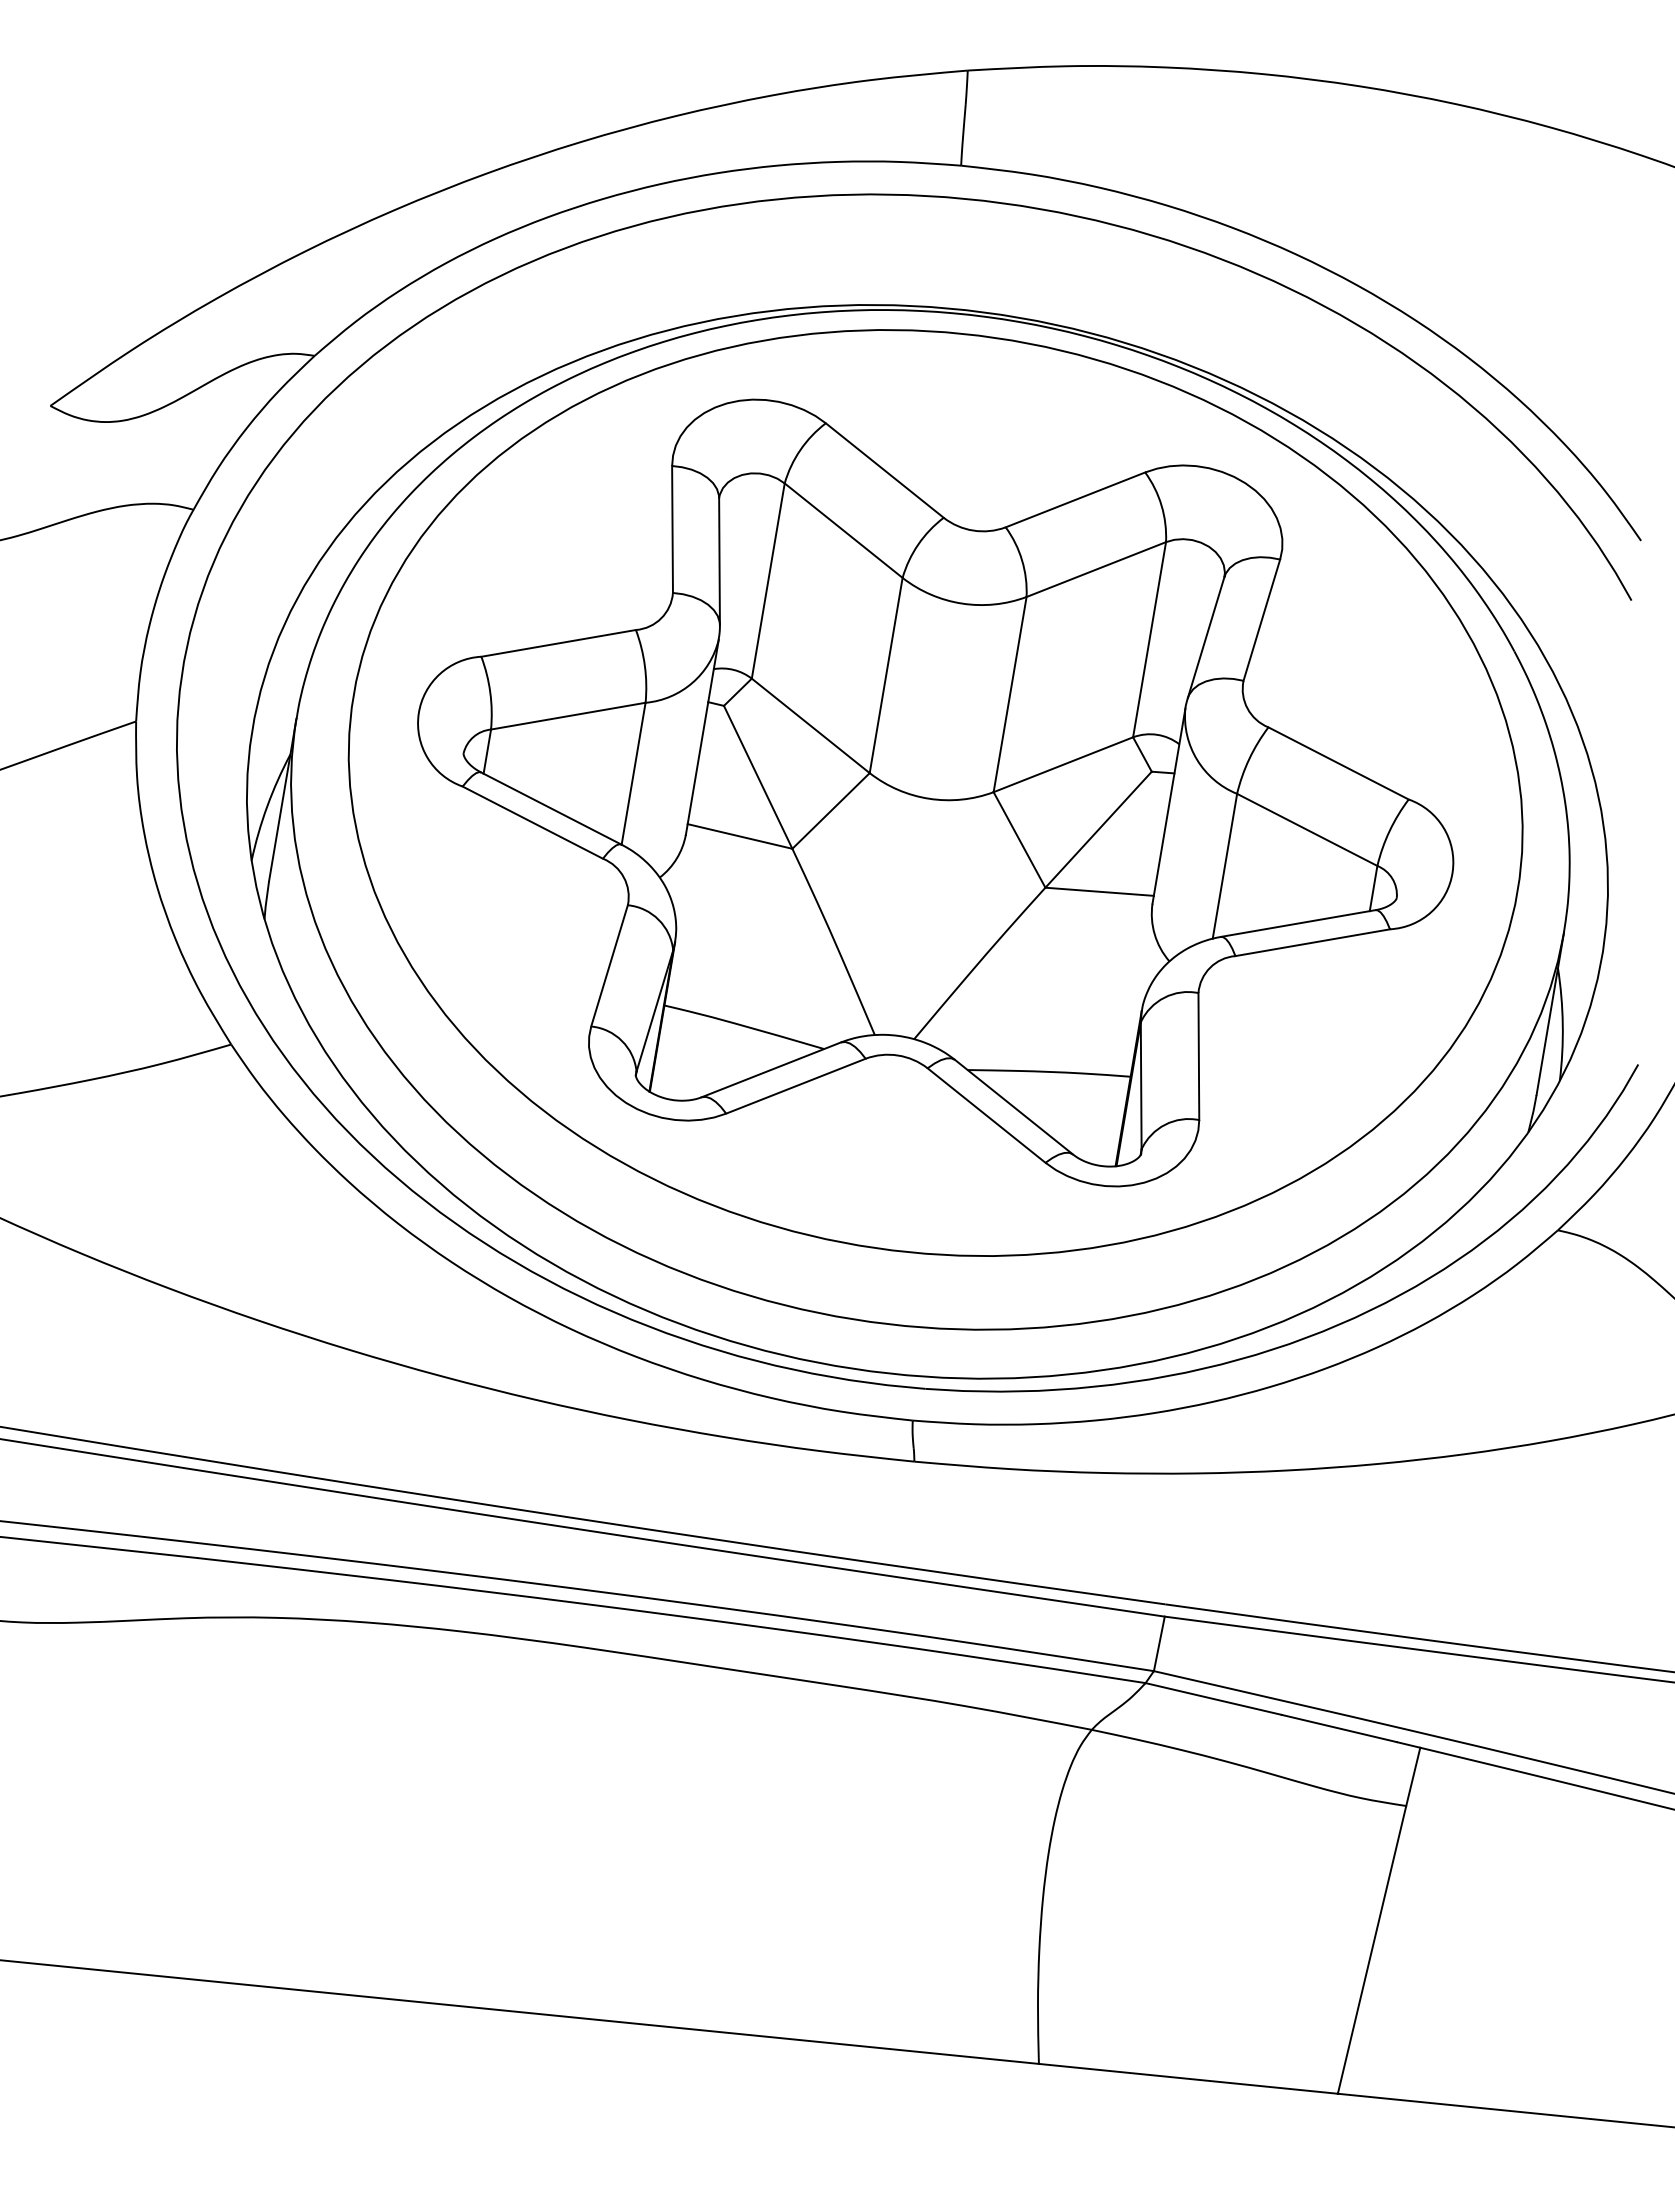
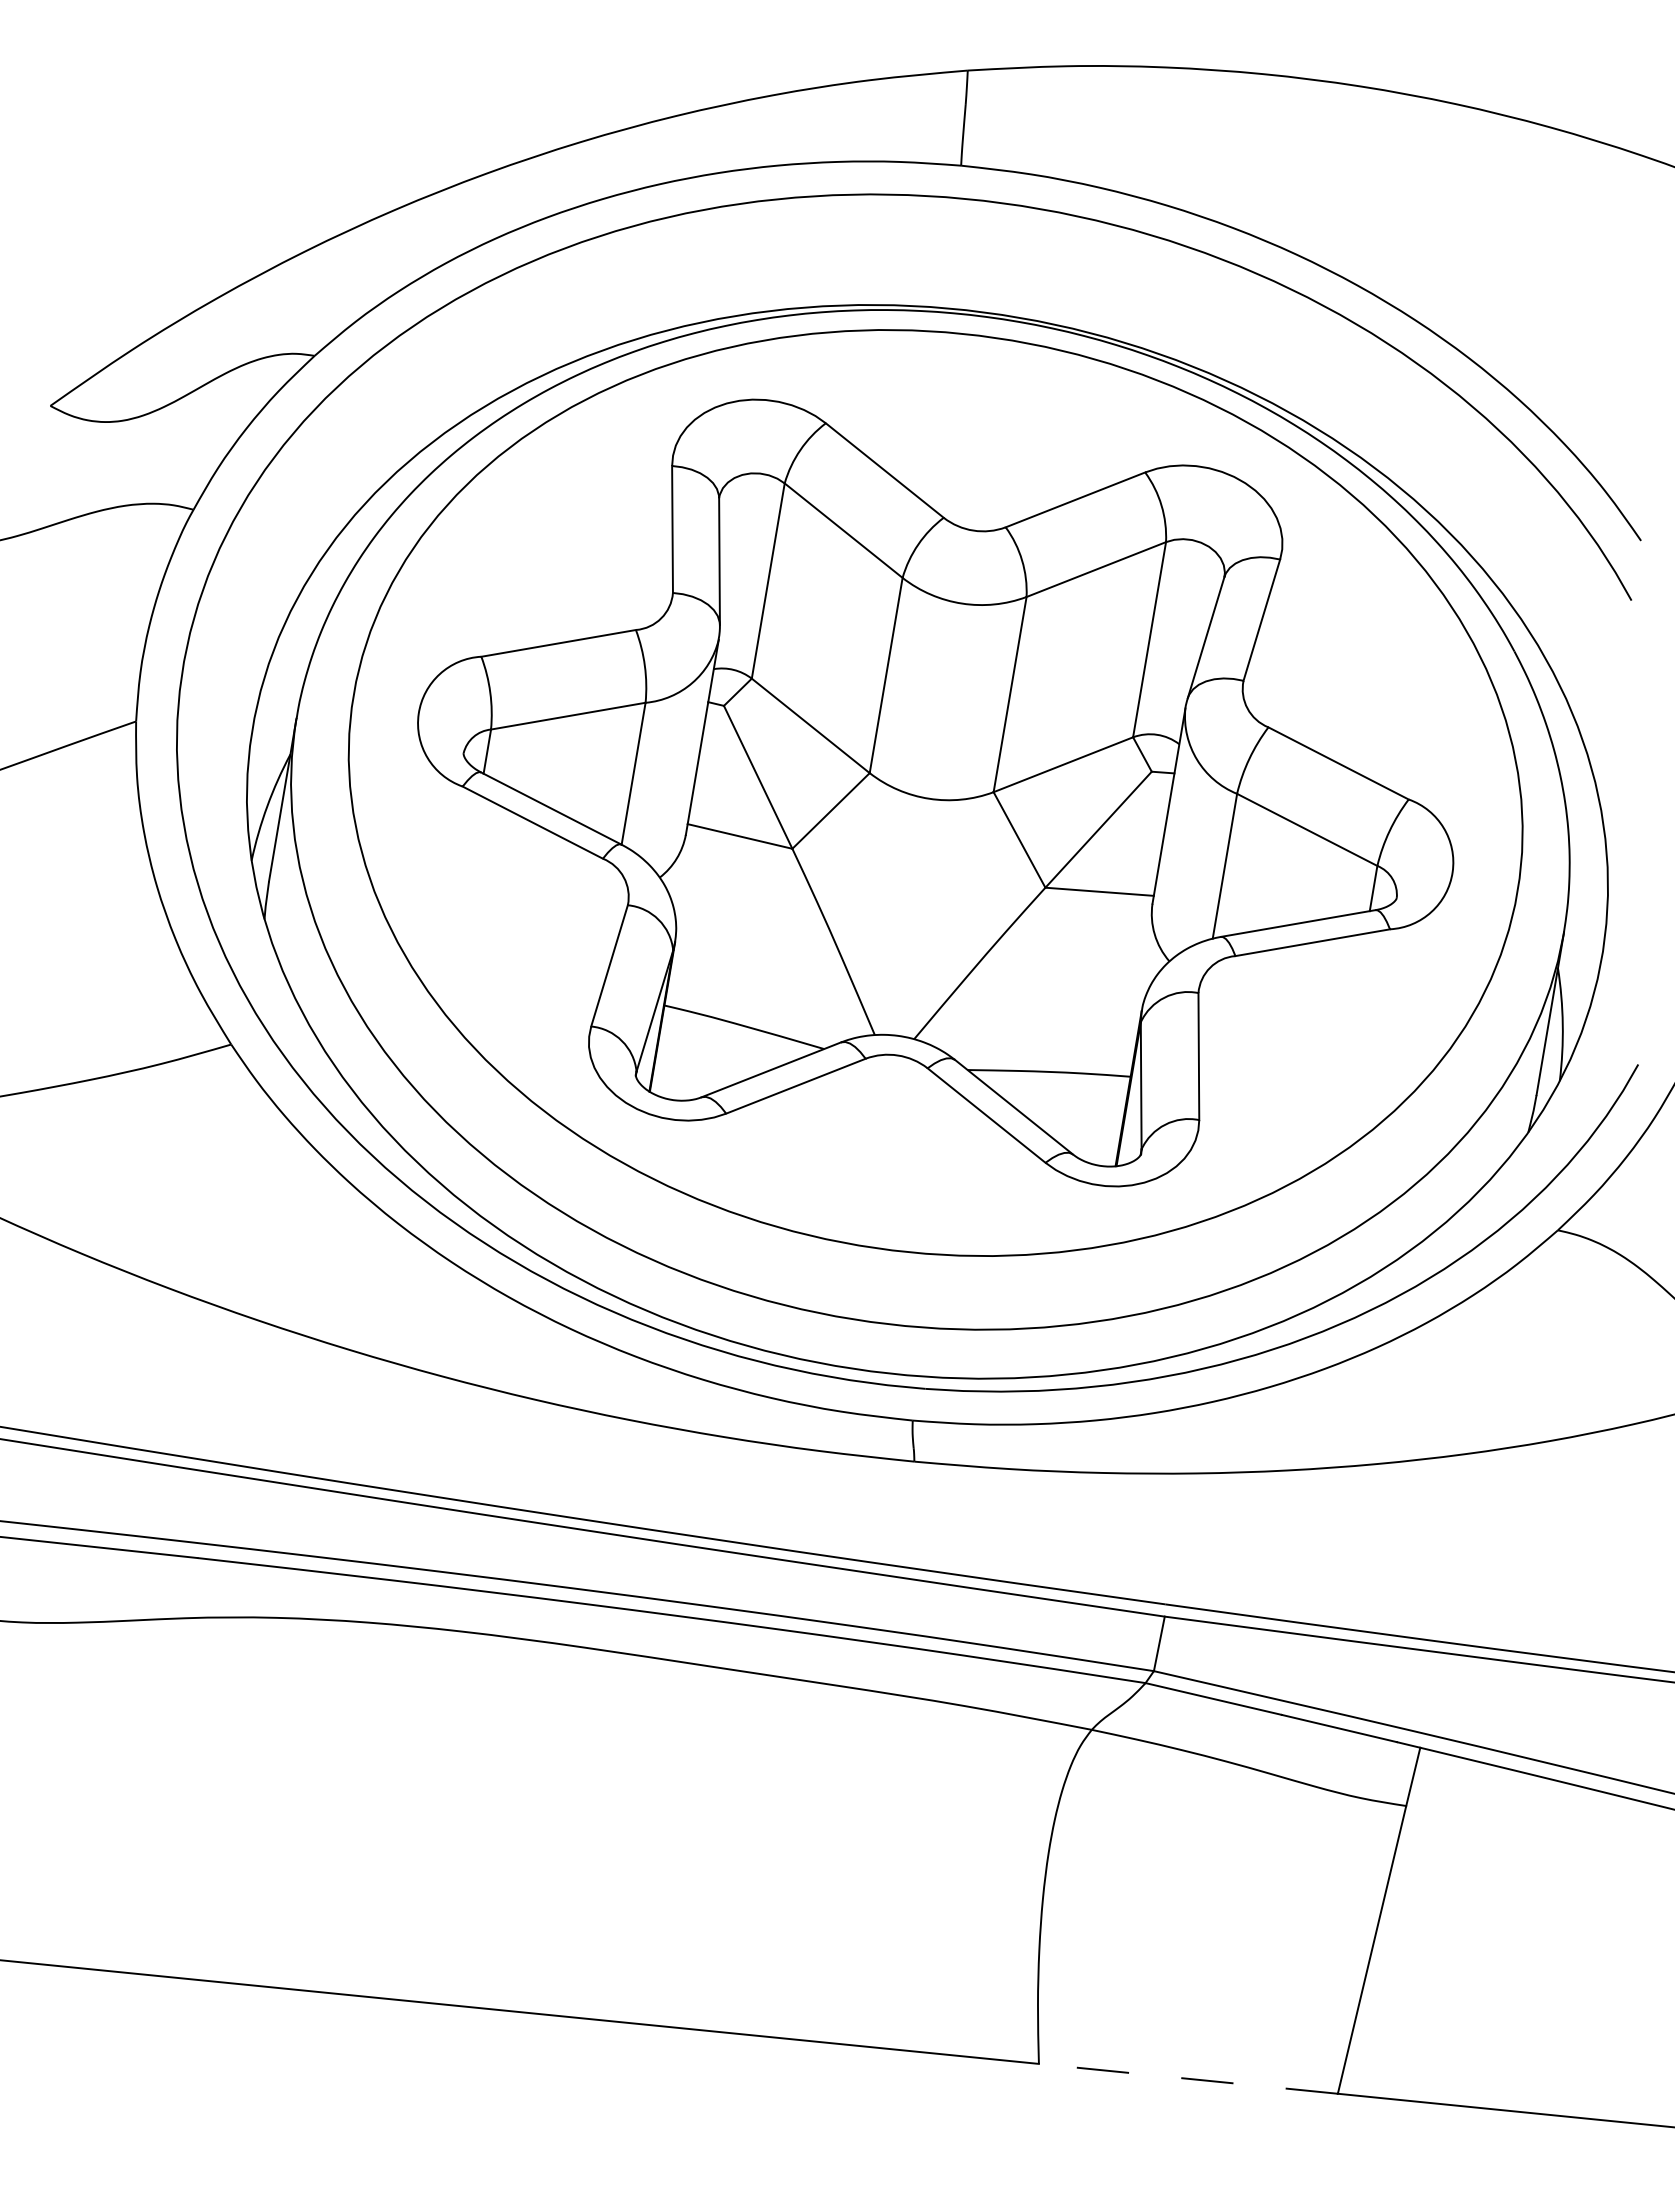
line: solid -> dashed (1187, 2078)
